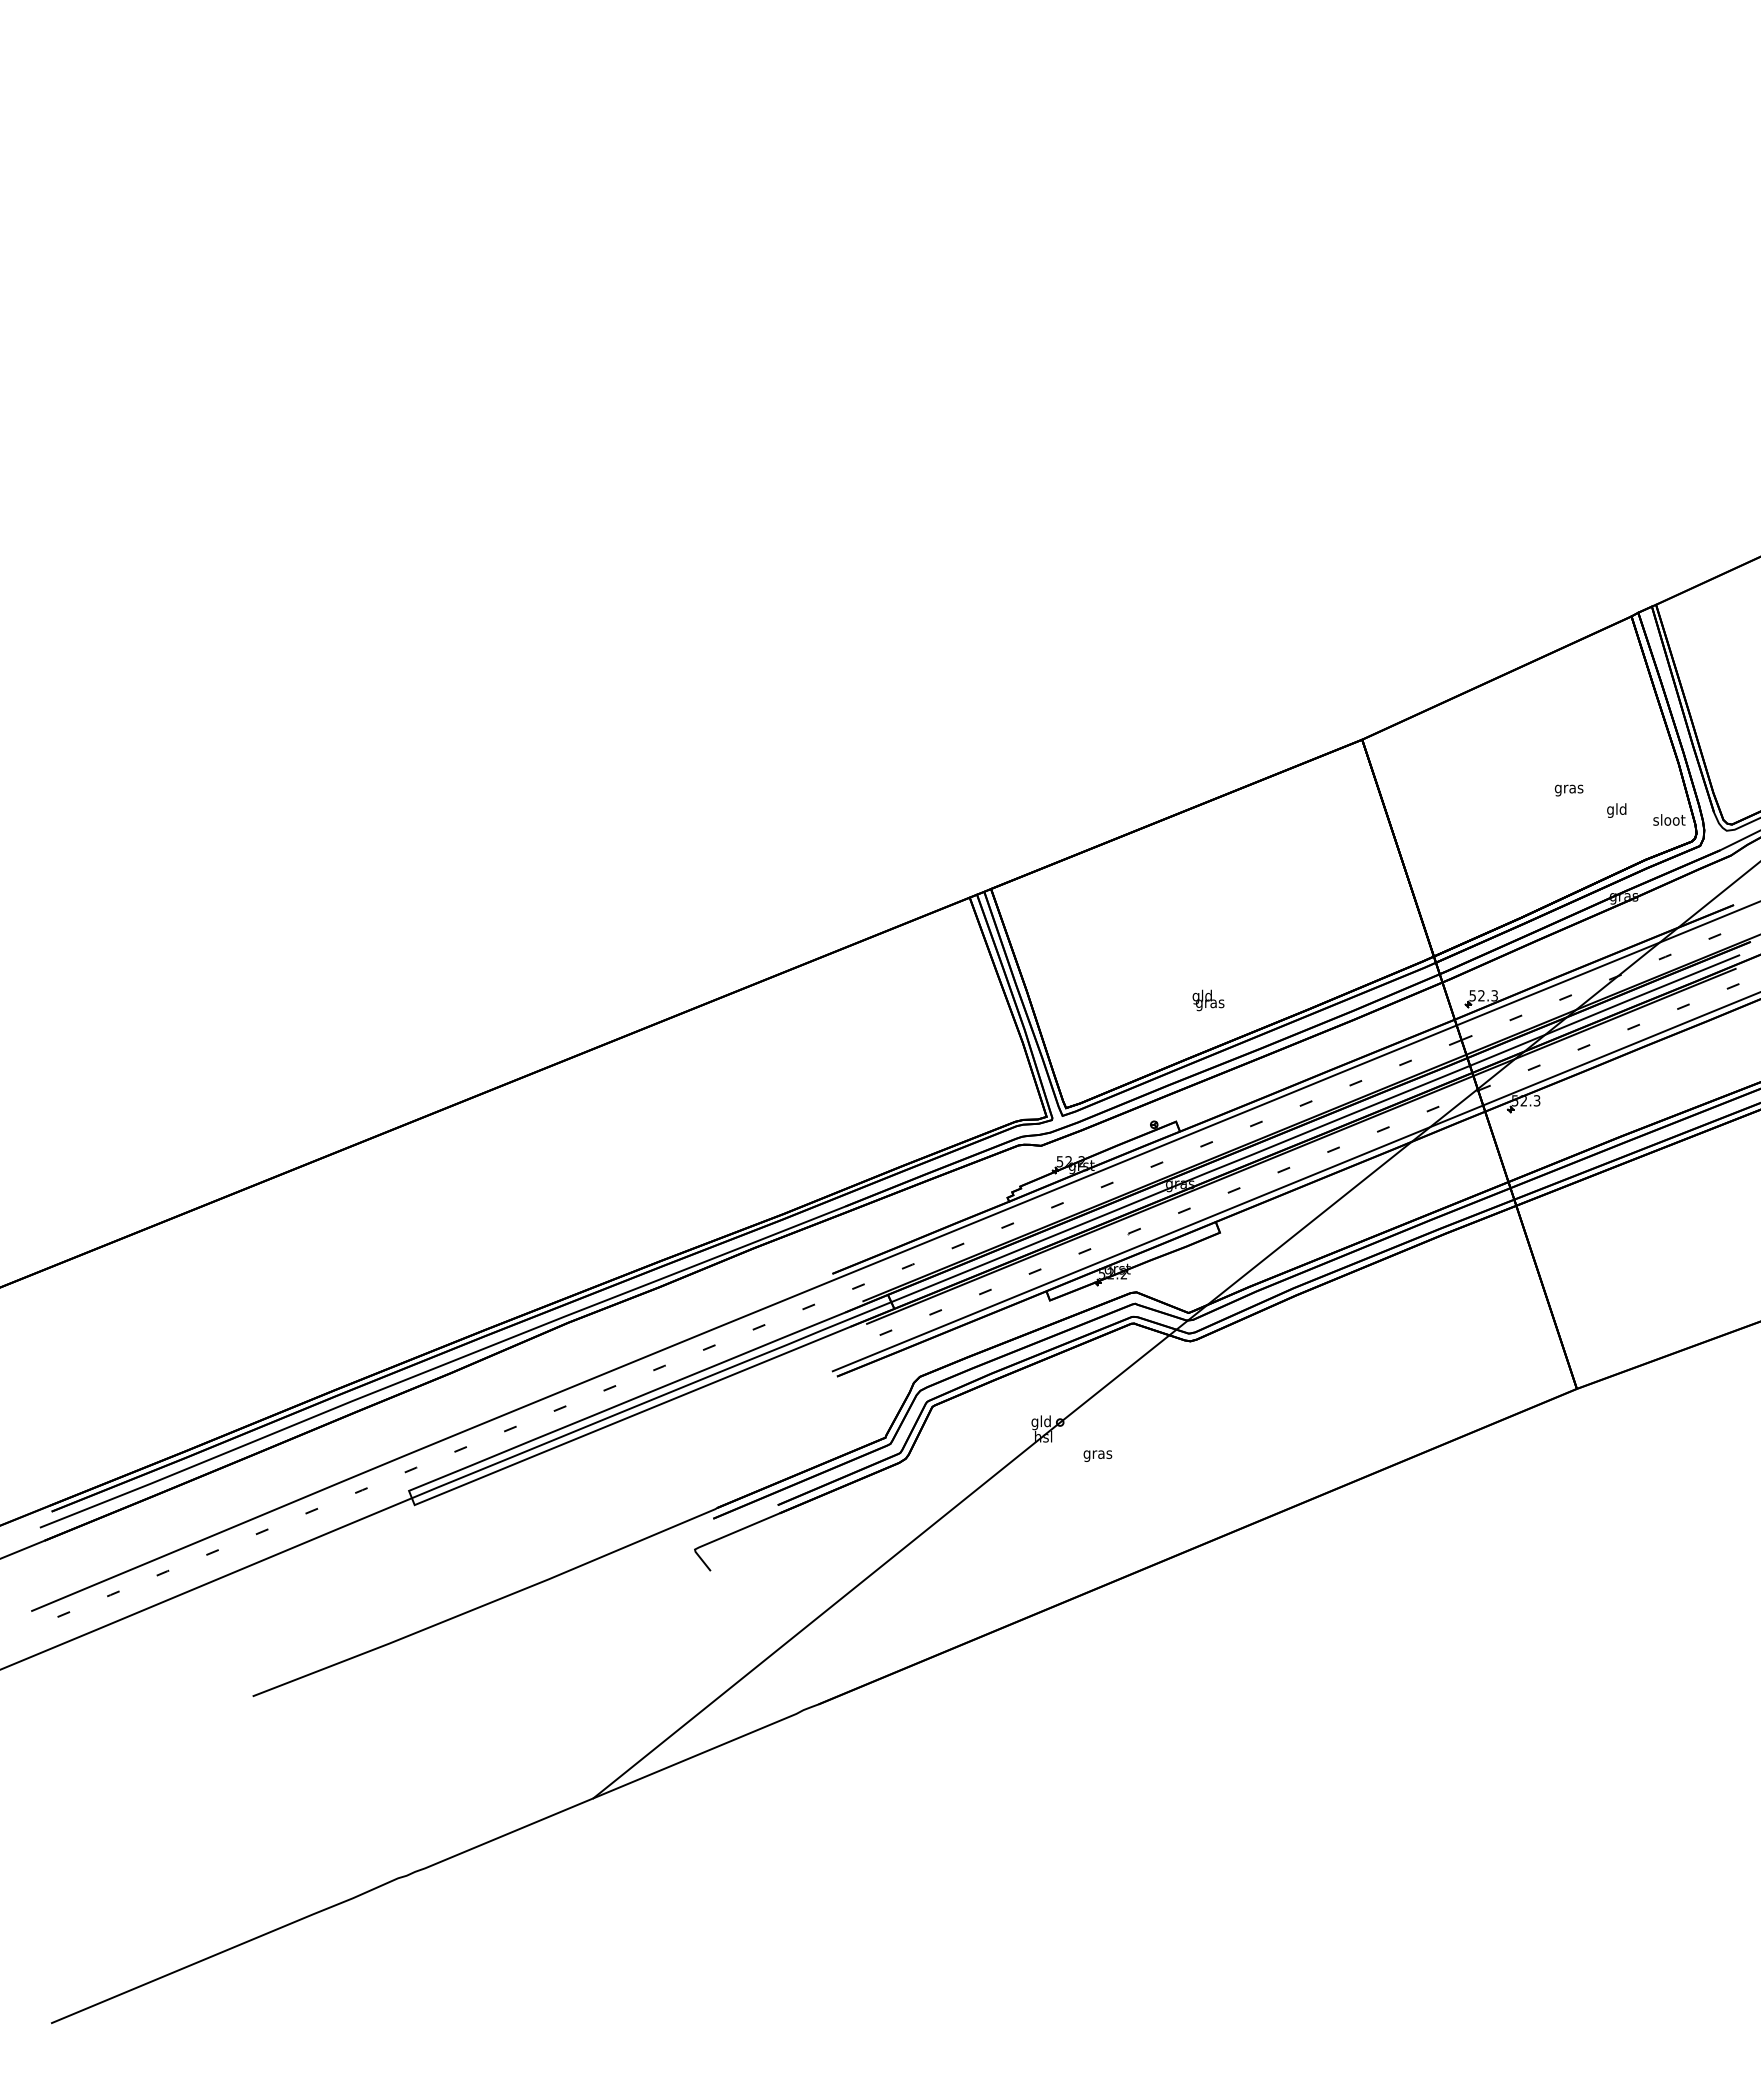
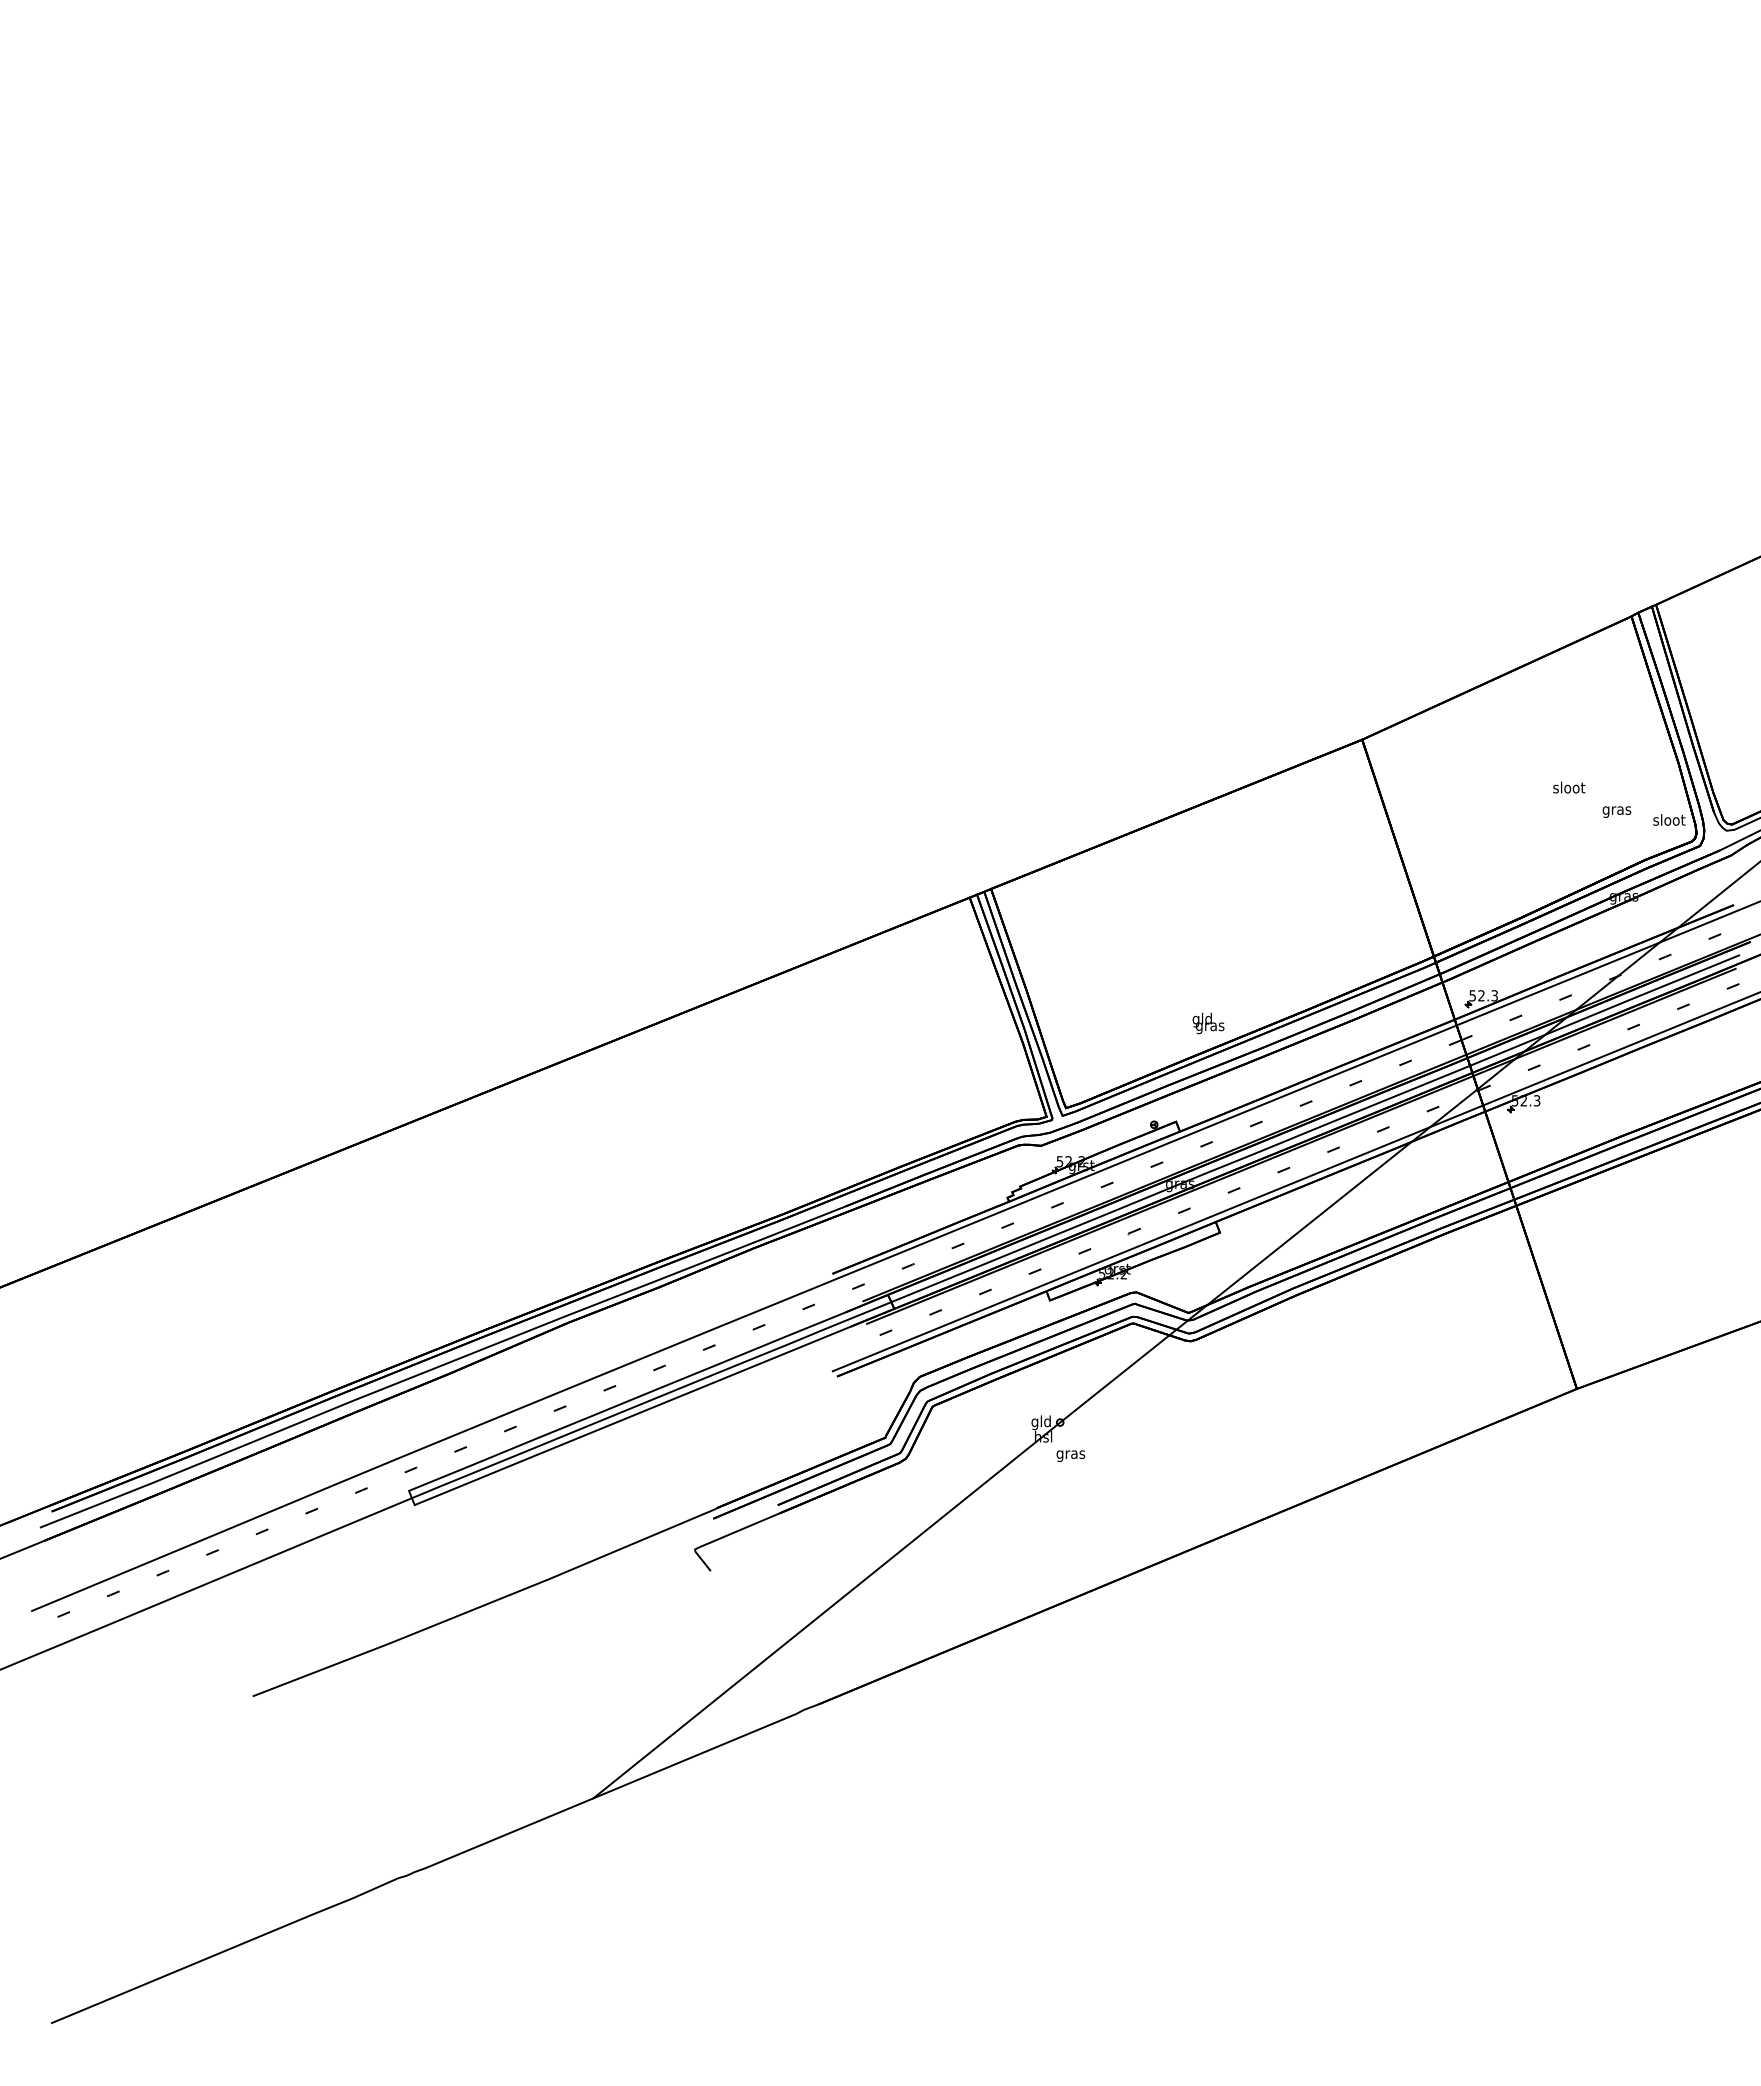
text: gras -> sloot (1569, 788)
text: gld -> gras (1616, 810)
text position: (1208, 1000) -> (1208, 1023) (1208, 1023)
text position: (1097, 1455) -> (1070, 1455) (1070, 1455)
